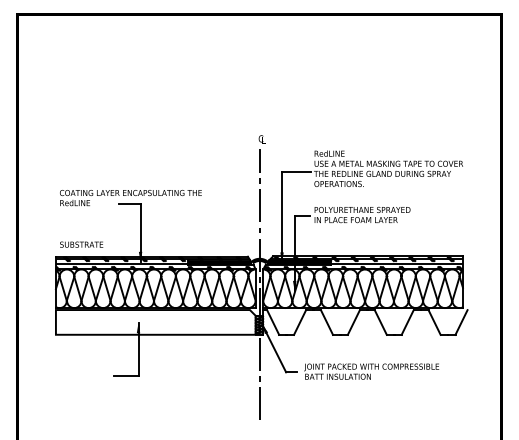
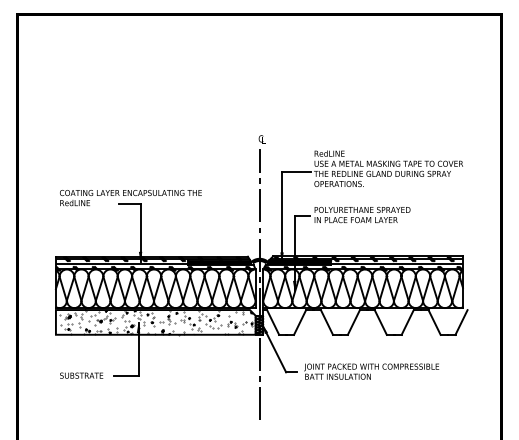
text position: (81, 244) -> (81, 375) (81, 375)
hatch: none -> present (156, 322)
